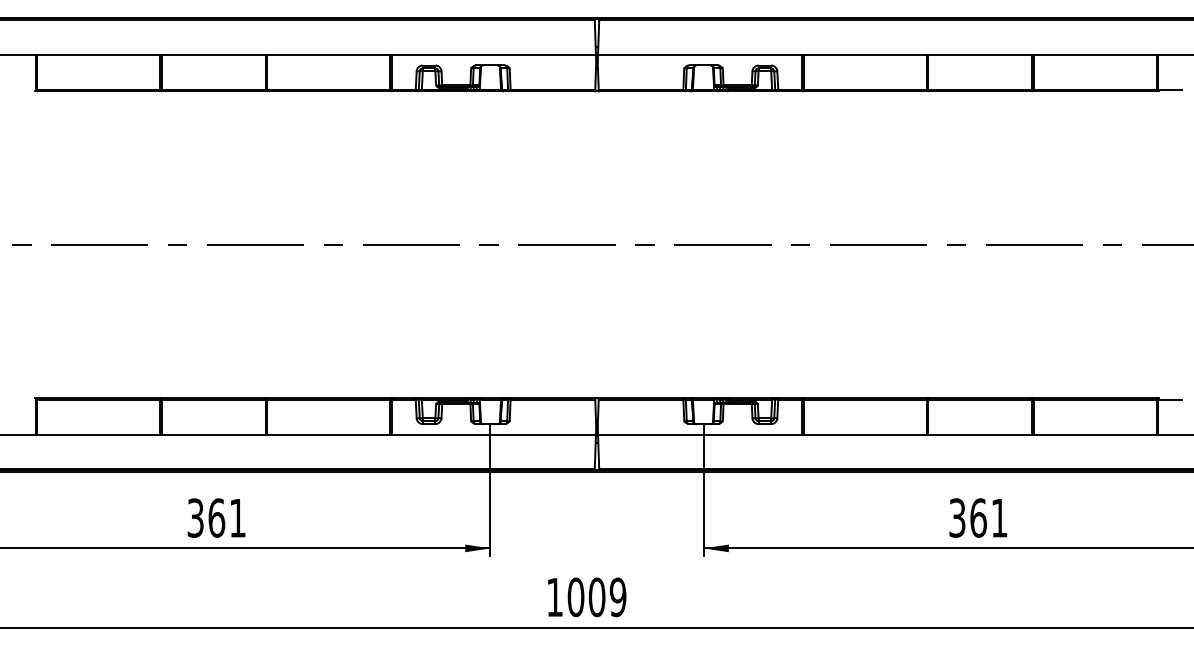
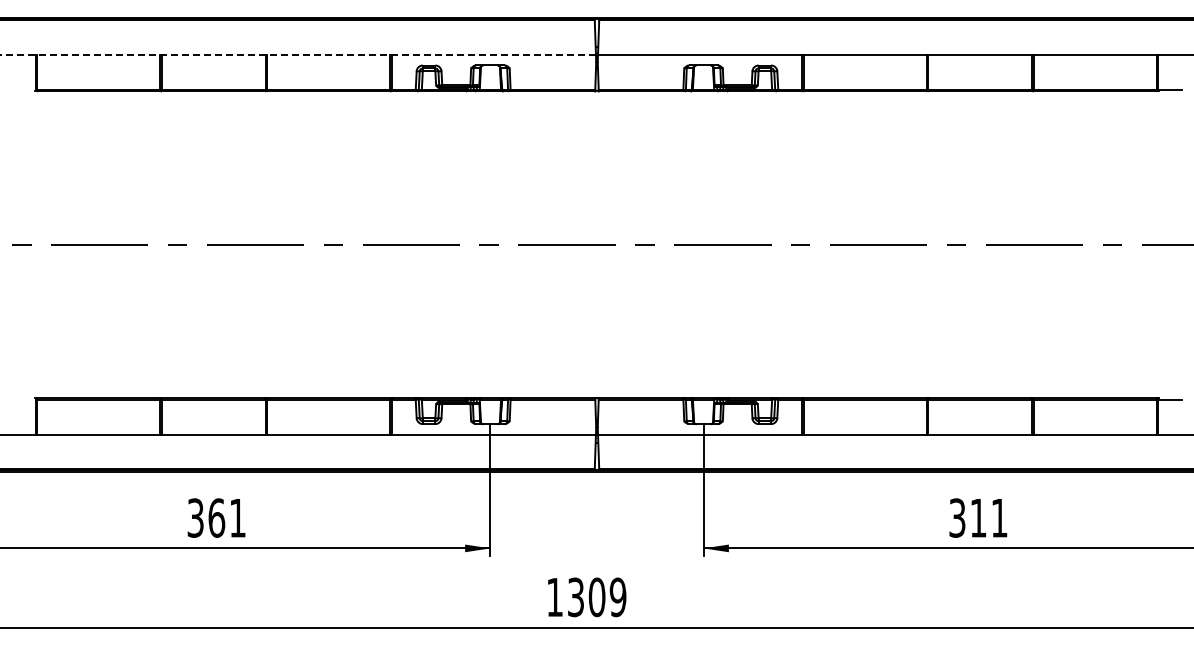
line: solid -> dashed (298, 54)
text: 361 -> 311 (978, 517)
text: 1009 -> 1309 (575, 597)
